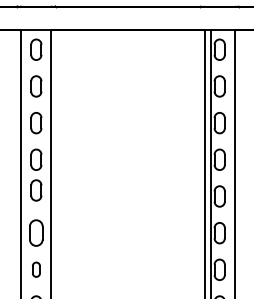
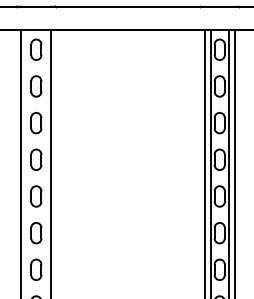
line: none -> present (228, 162)
part position: (36, 190) -> (36, 196) (36, 196)
part size: 15x28 px -> 13x23 px (36, 233)
part size: 9x17 px -> 13x23 px (36, 269)
